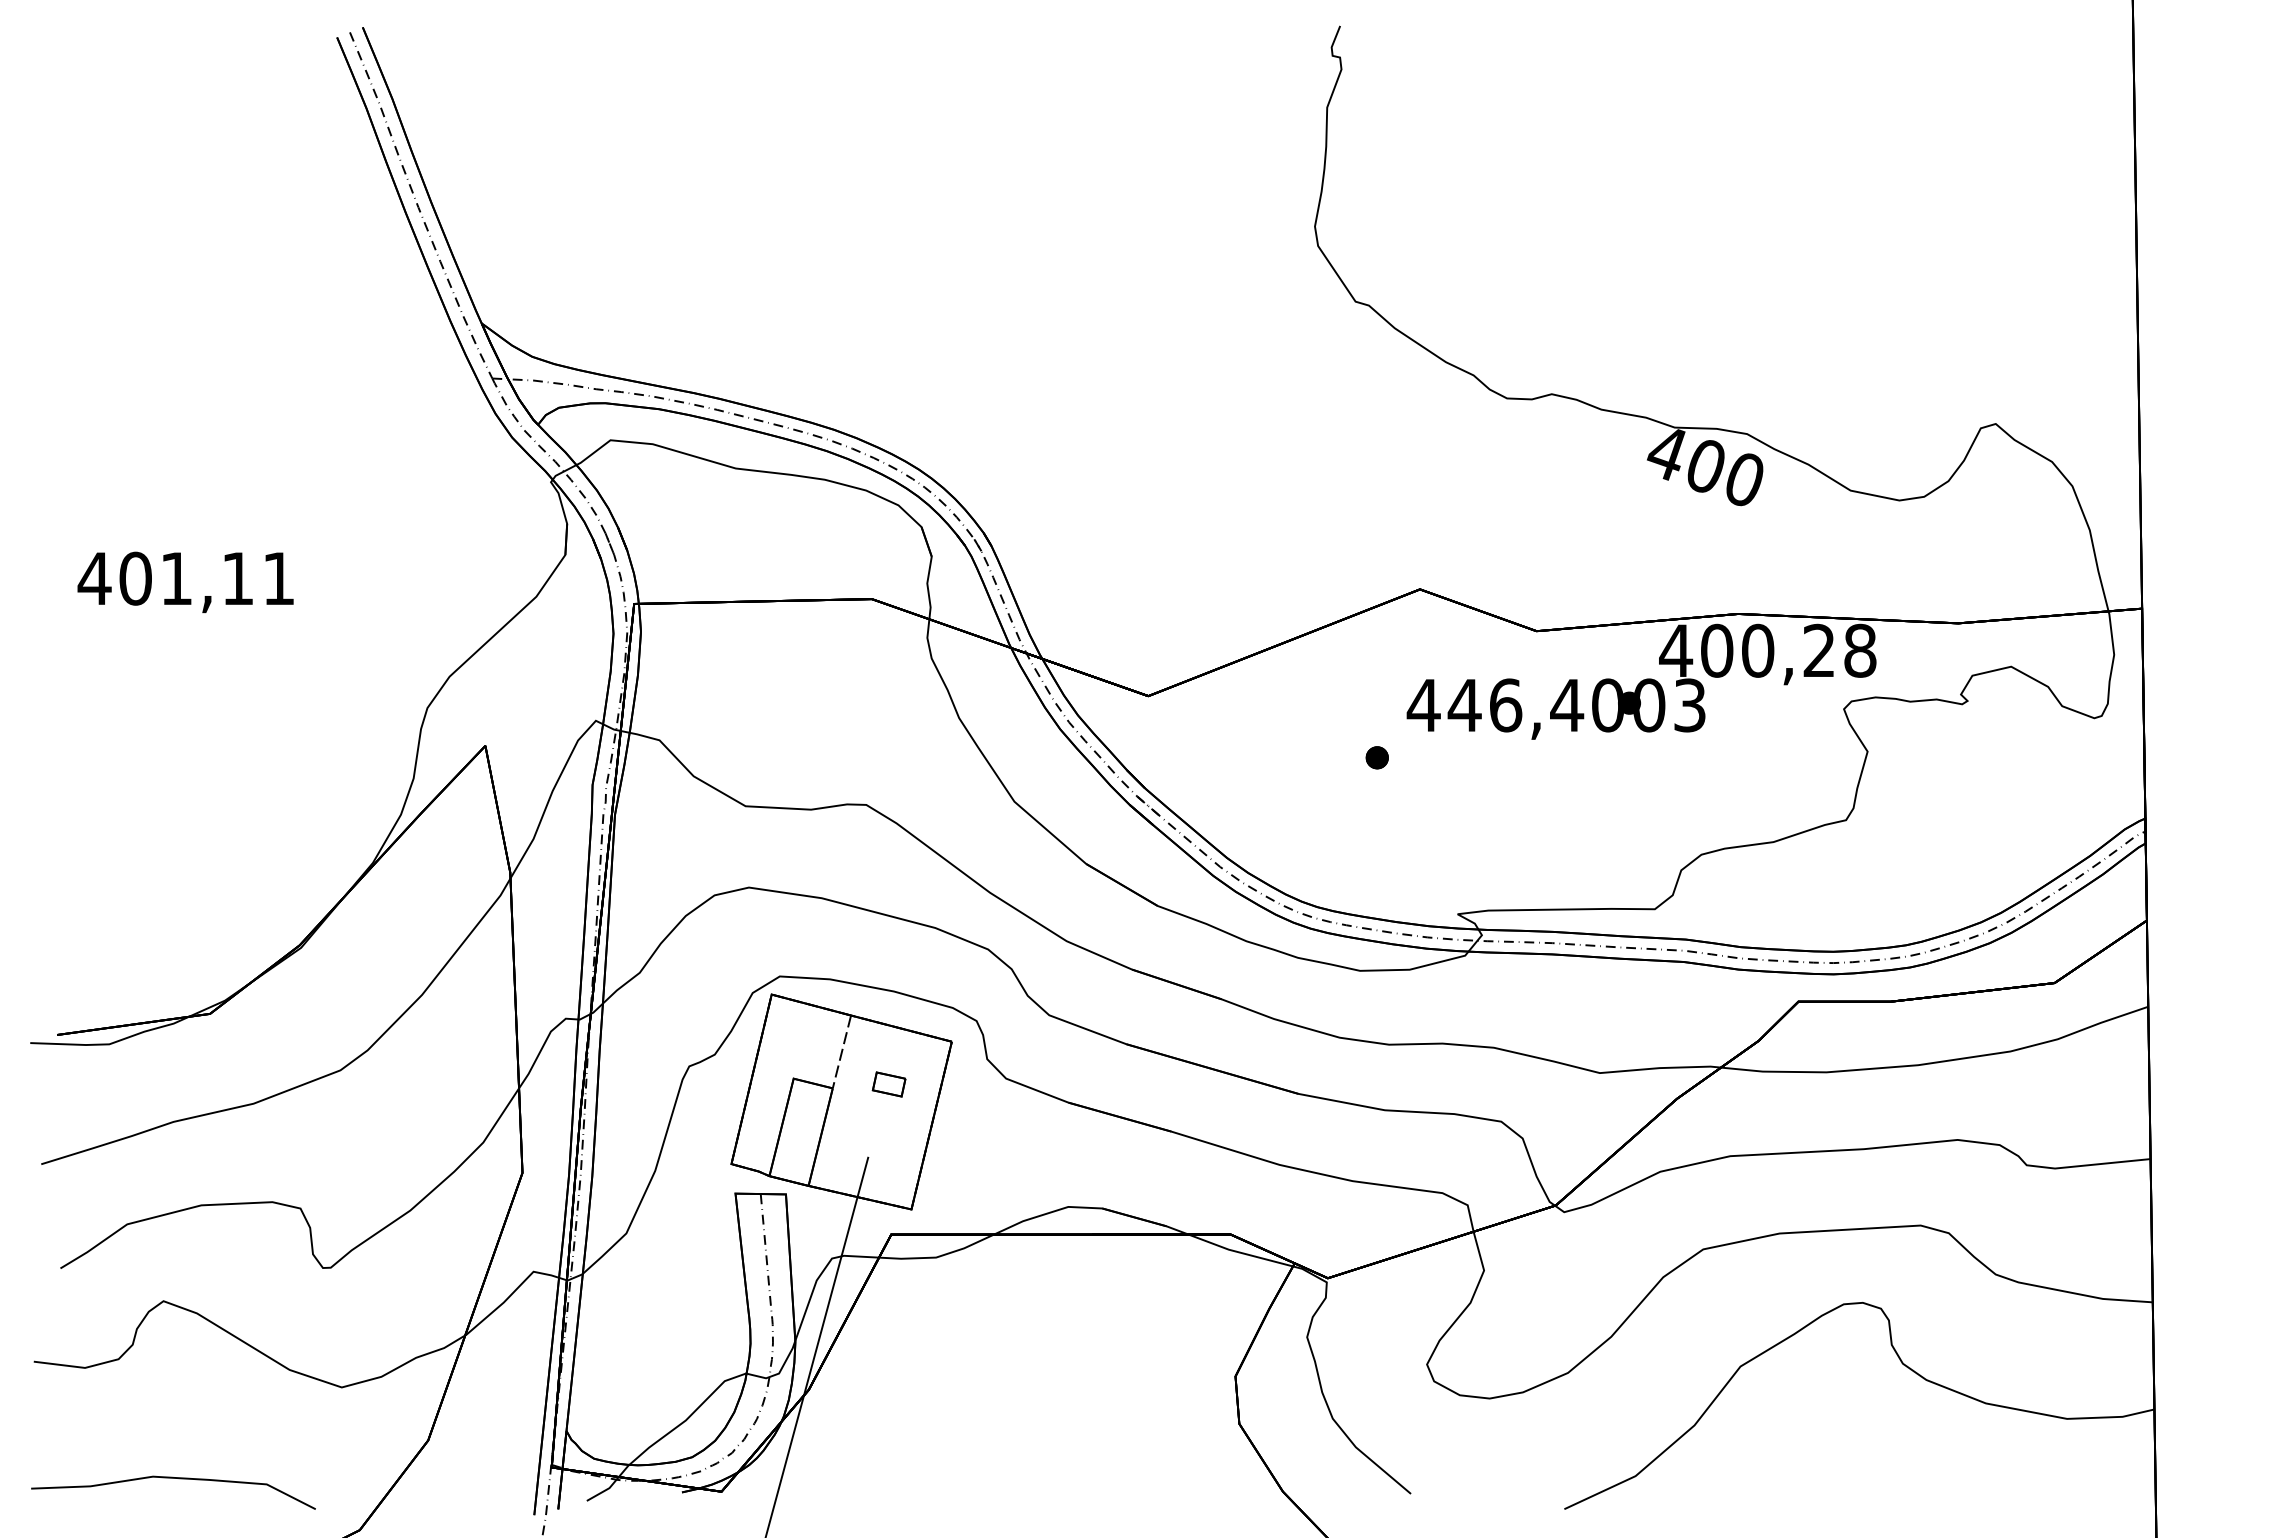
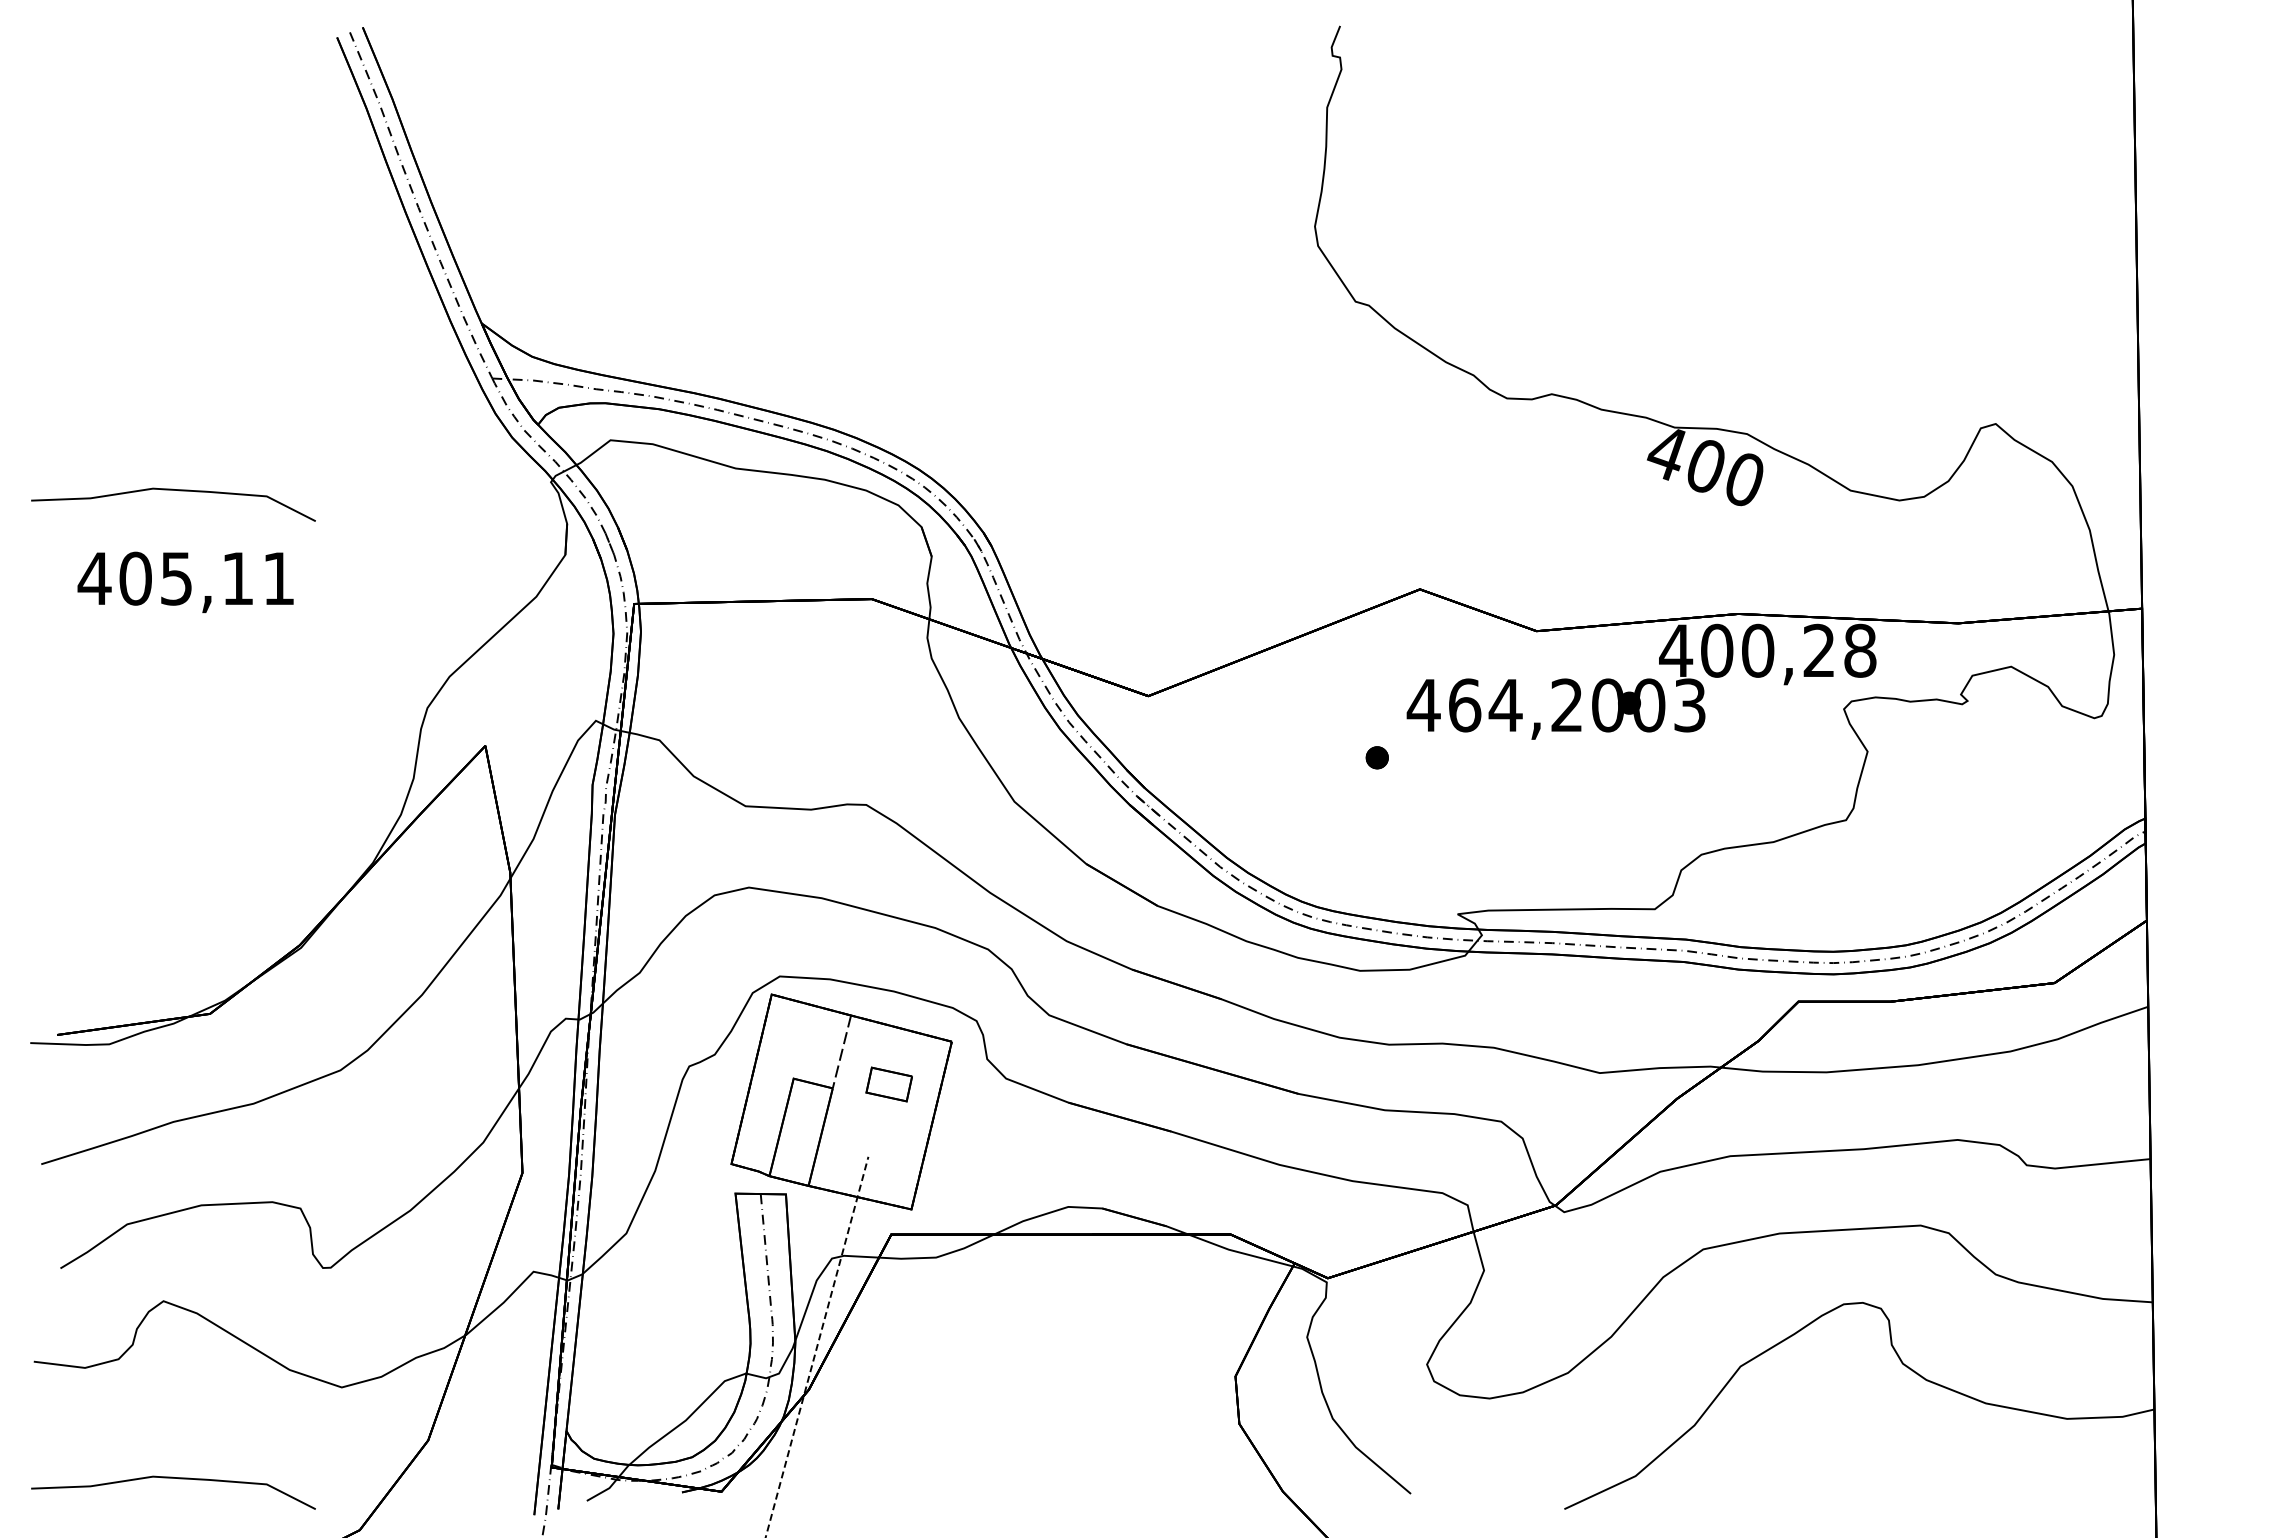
curve: none -> present (173, 490)
text: 401,11 -> 405,11 (176, 578)
text: 446,4003 -> 464,2003 (1515, 705)
part size: 36x27 px -> 48x37 px (888, 1084)
line: solid -> dashed (817, 1347)
